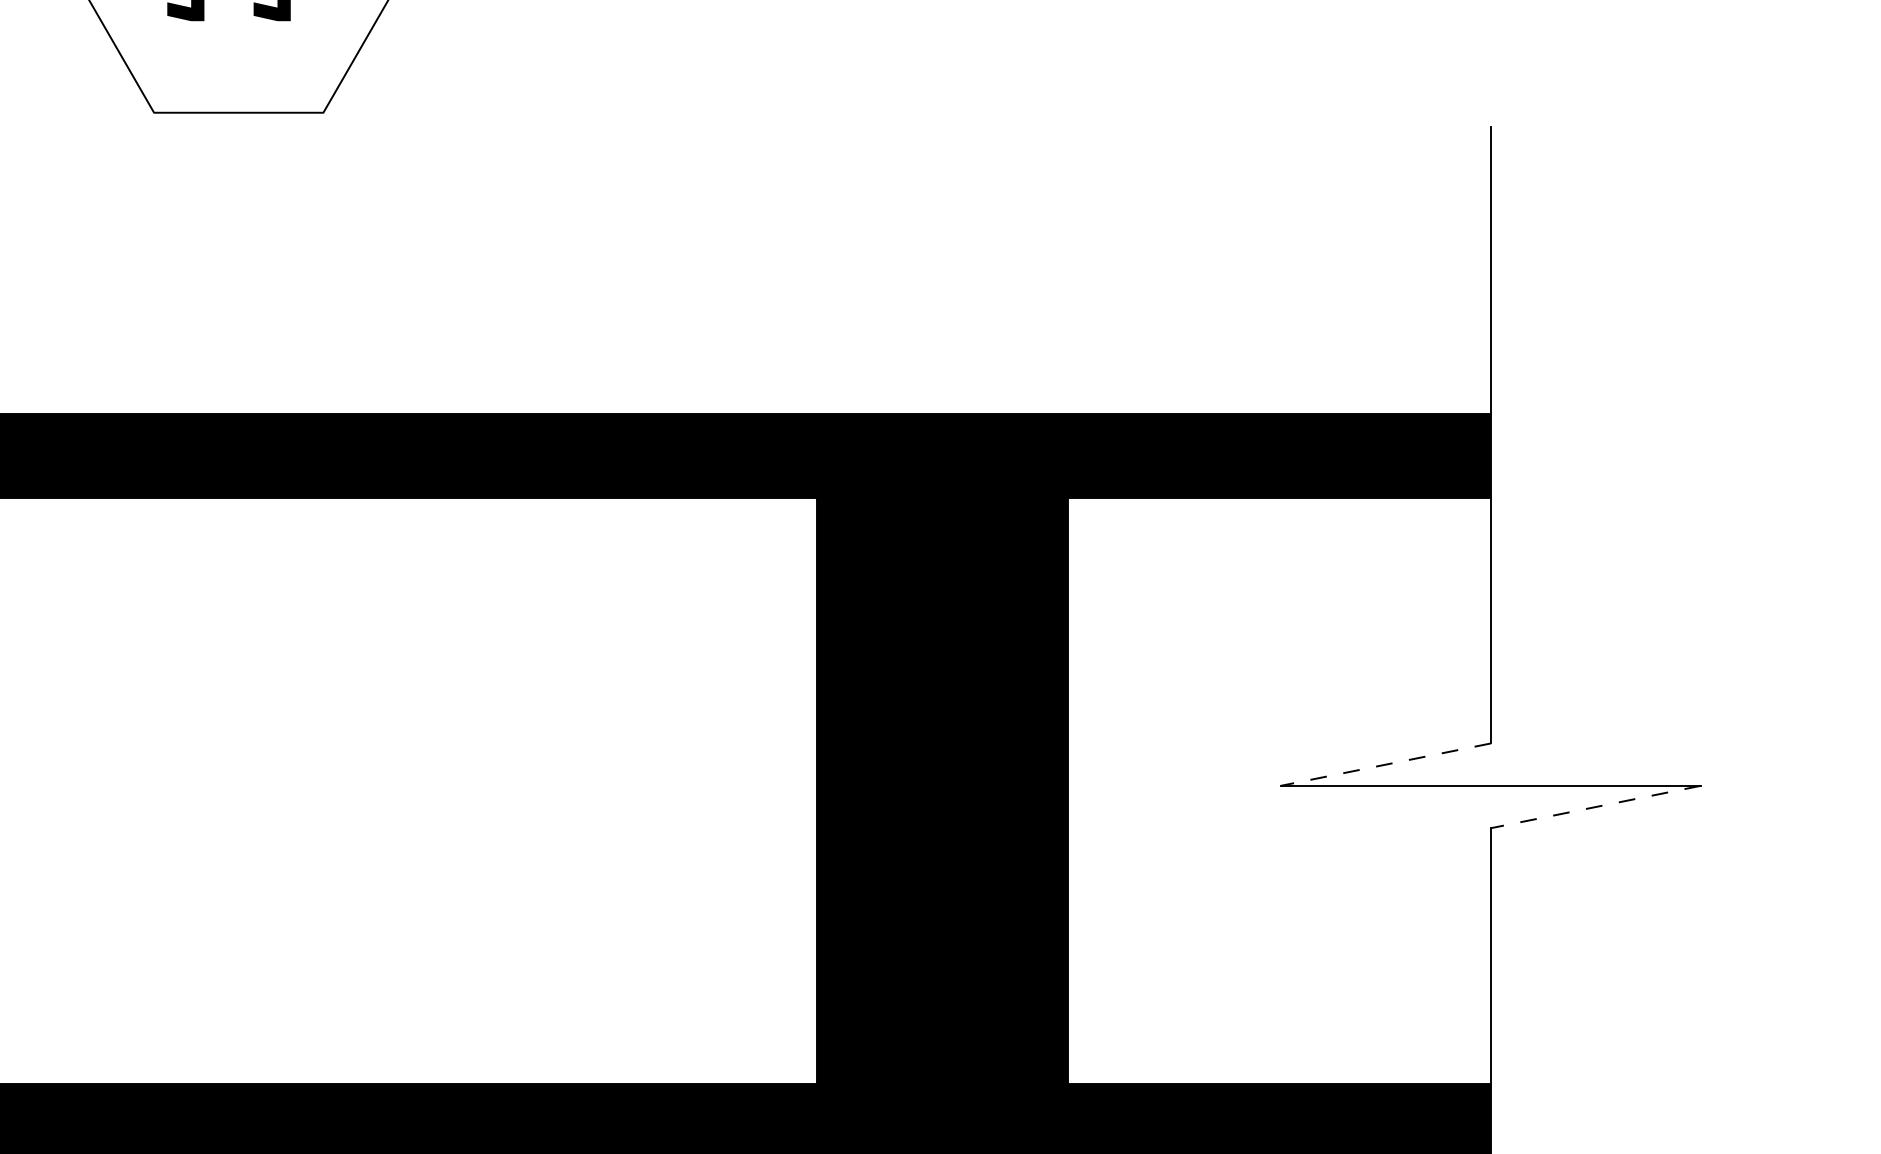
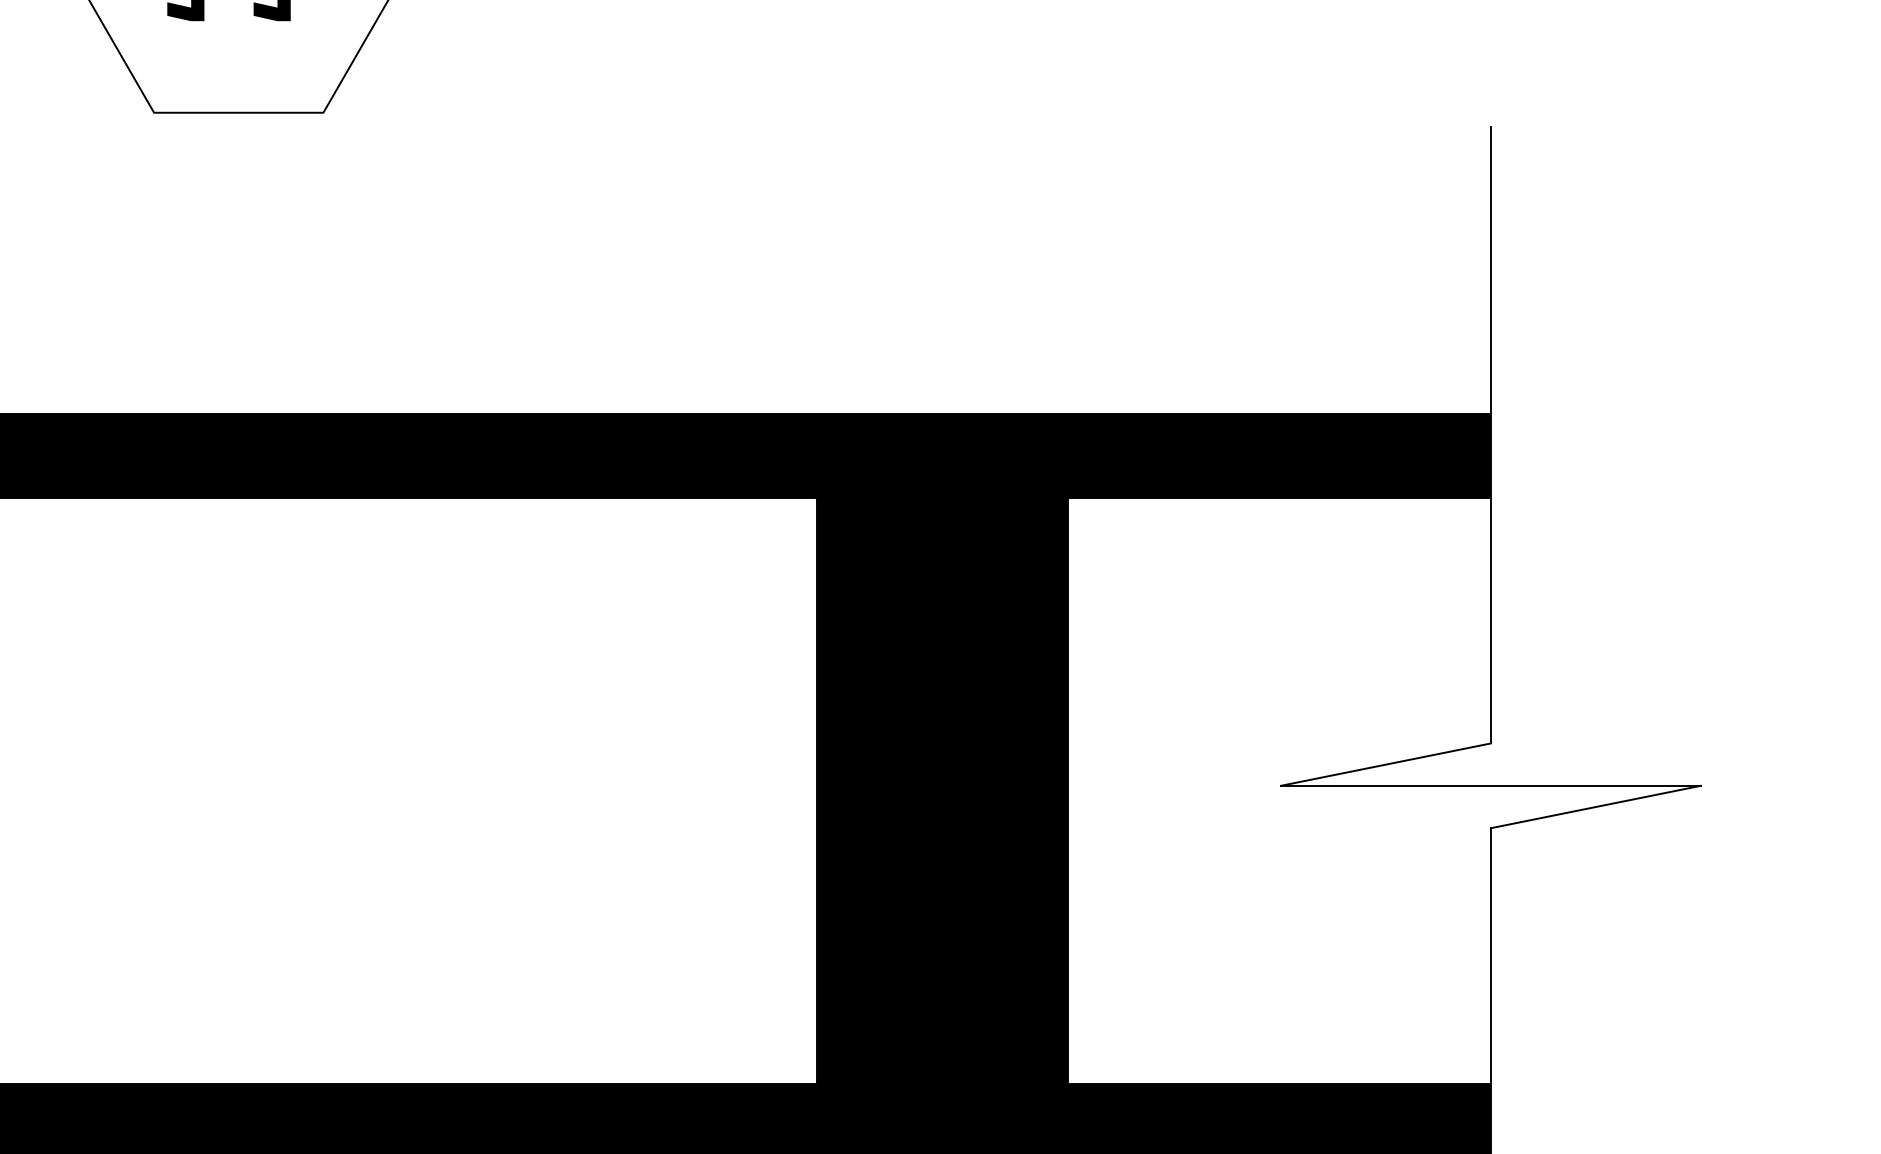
line: dashed -> solid (1385, 764)
line: dashed -> solid (1595, 807)
